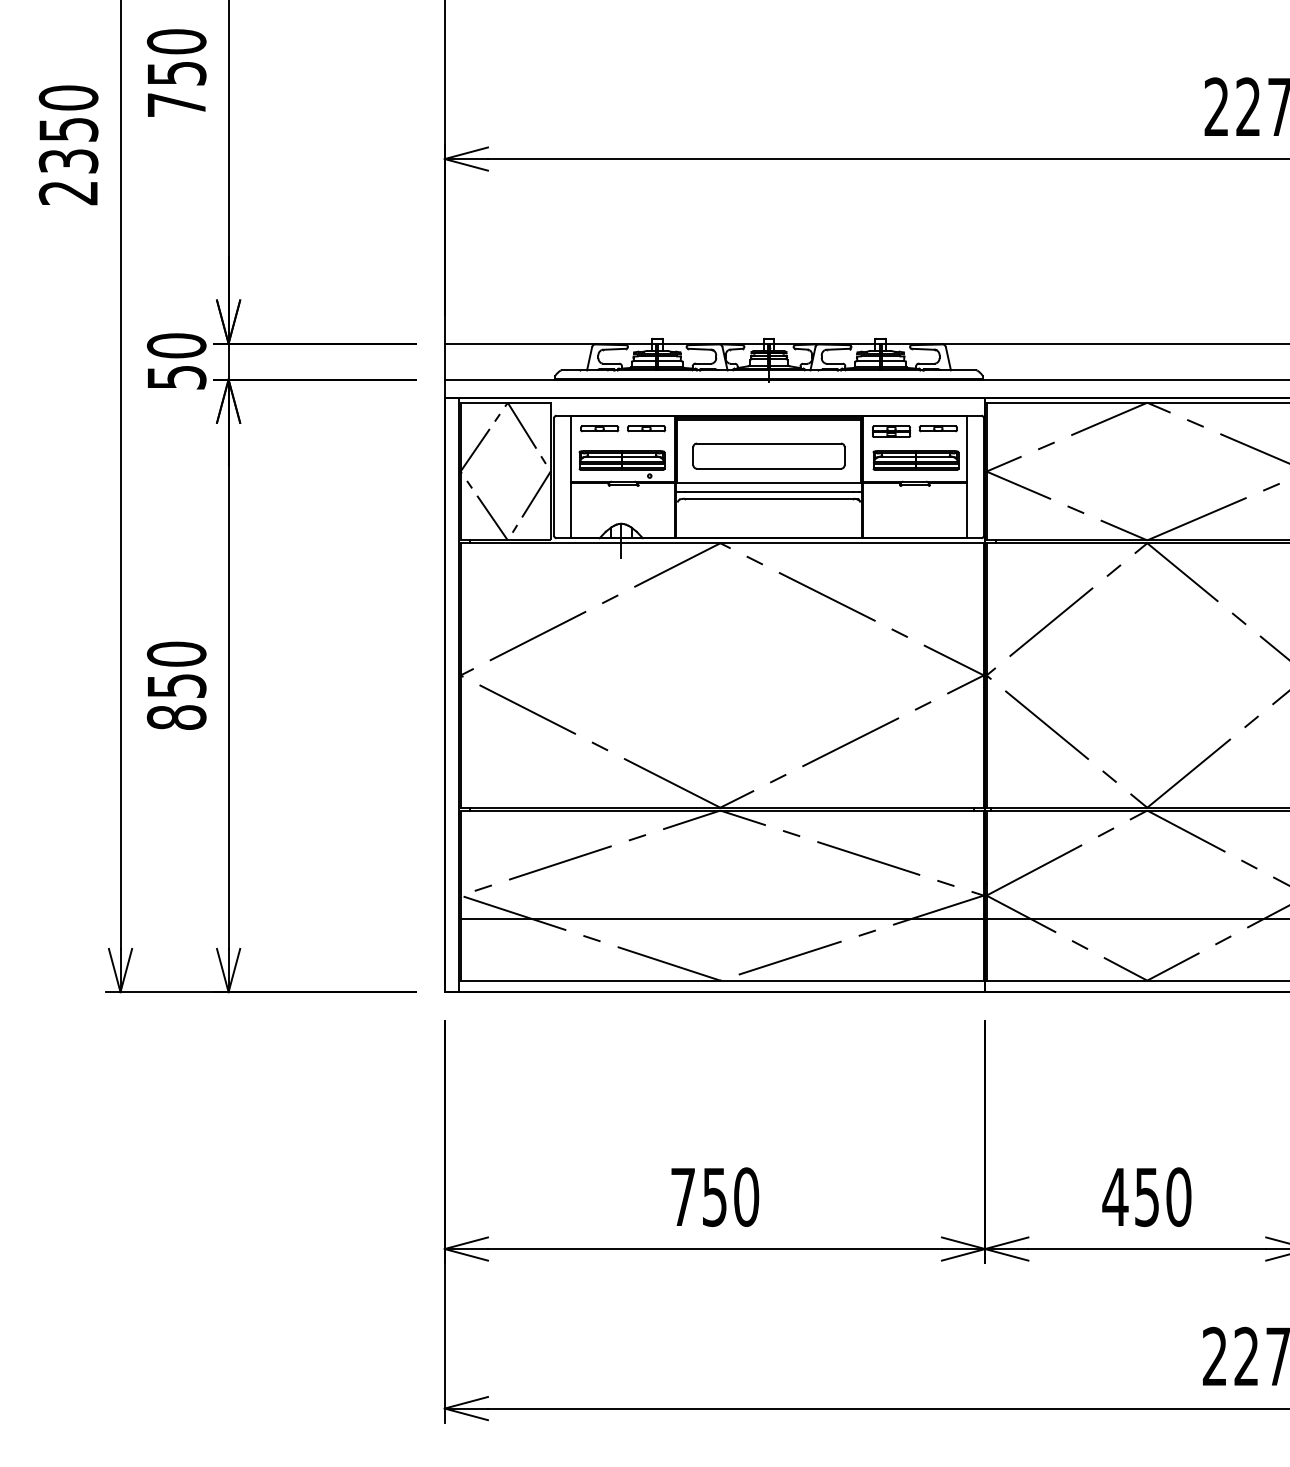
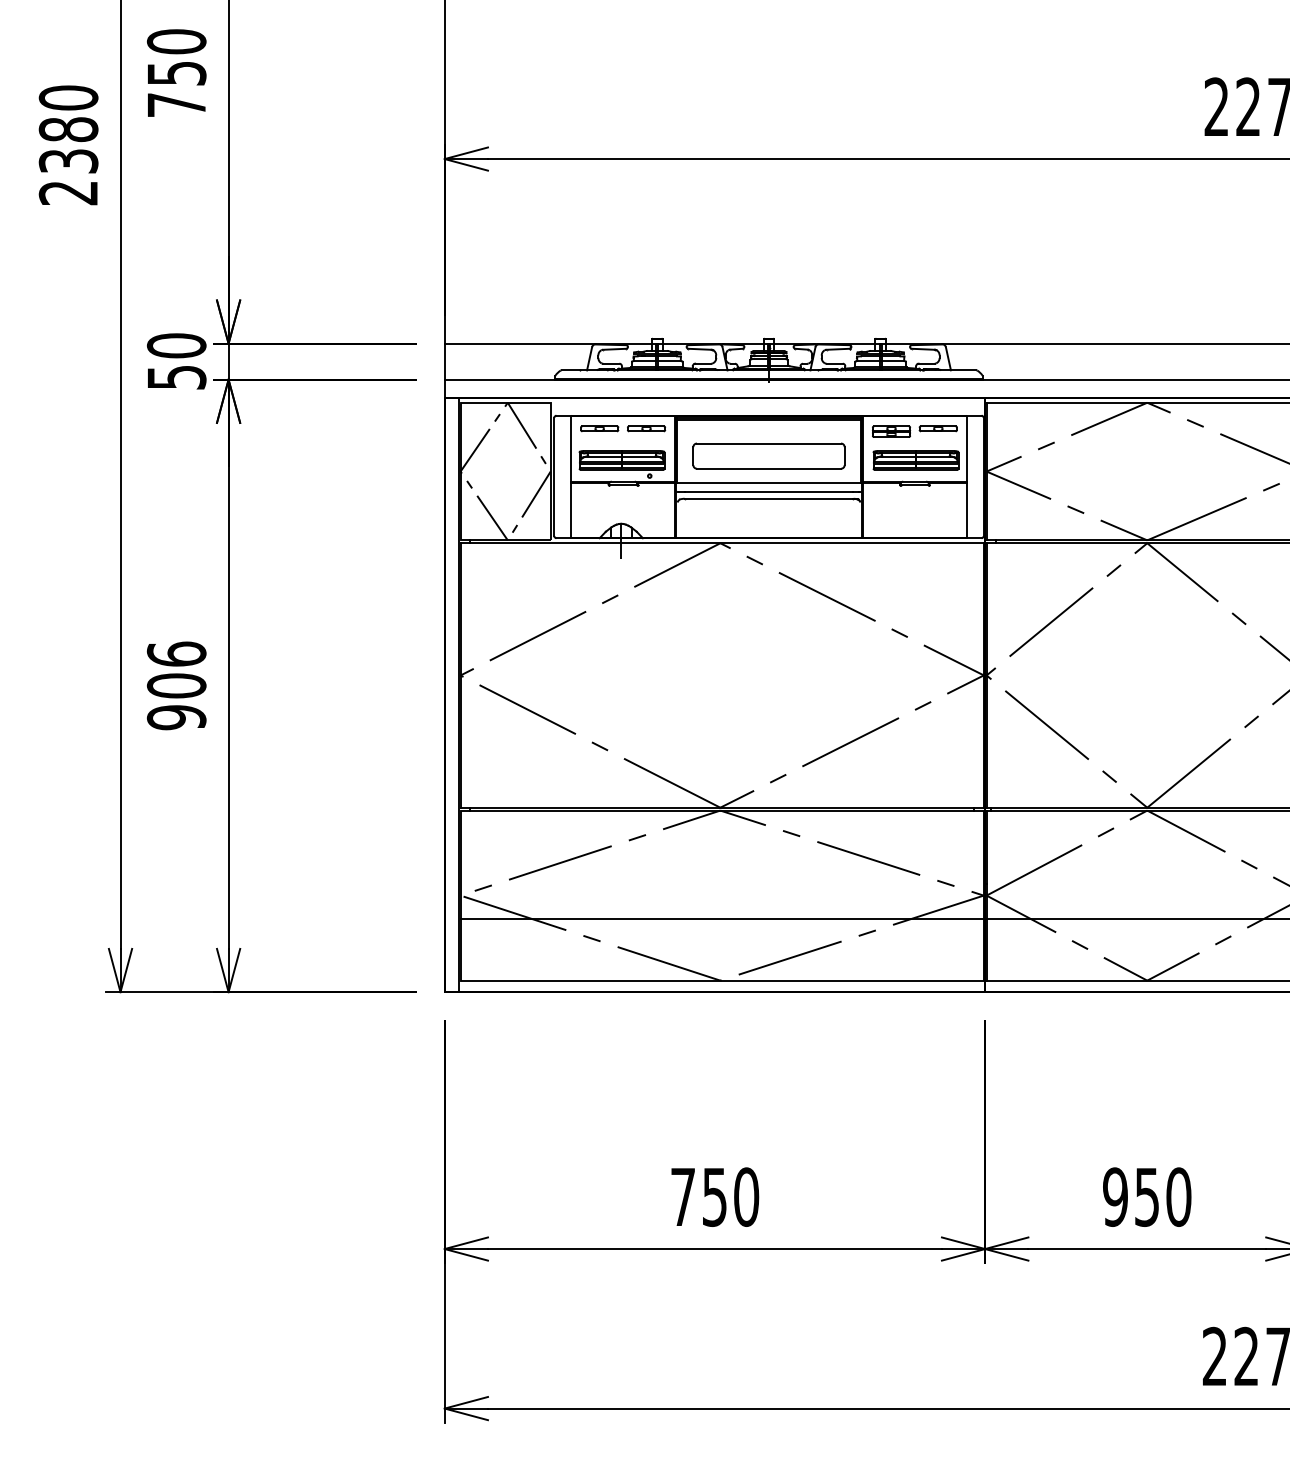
text: 2350 -> 2380 (68, 129)
text: 850 -> 906 (176, 685)
text: 450 -> 950 (1115, 1196)
